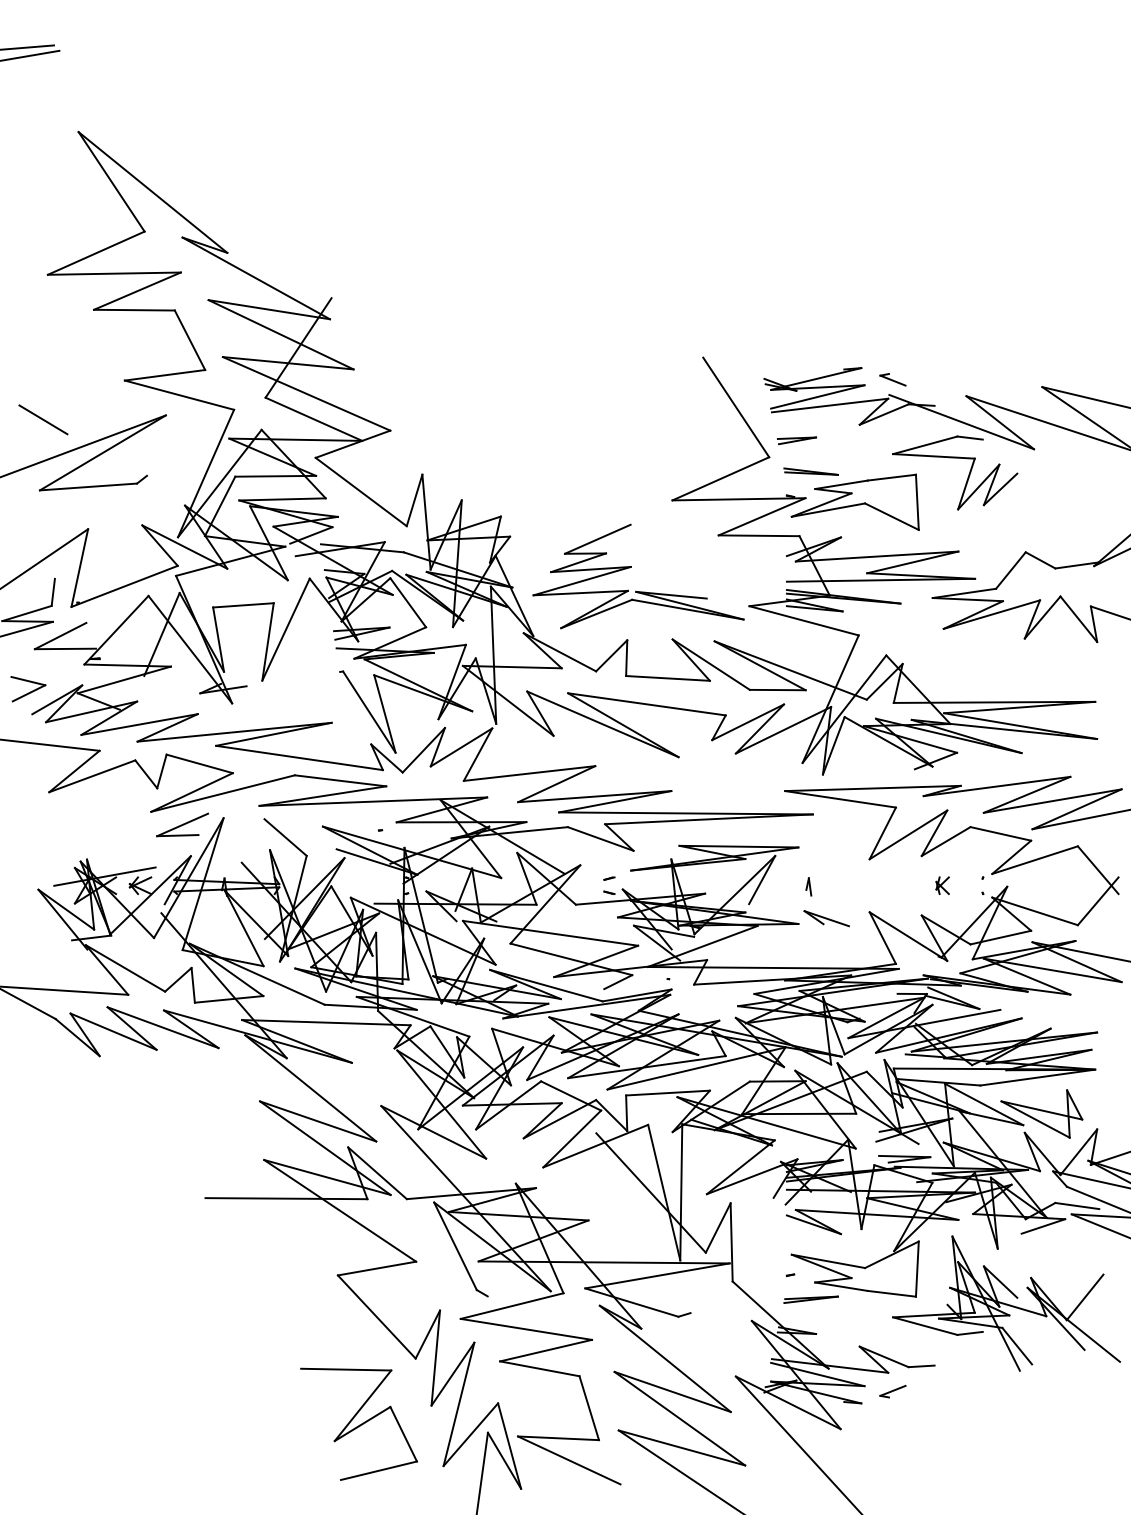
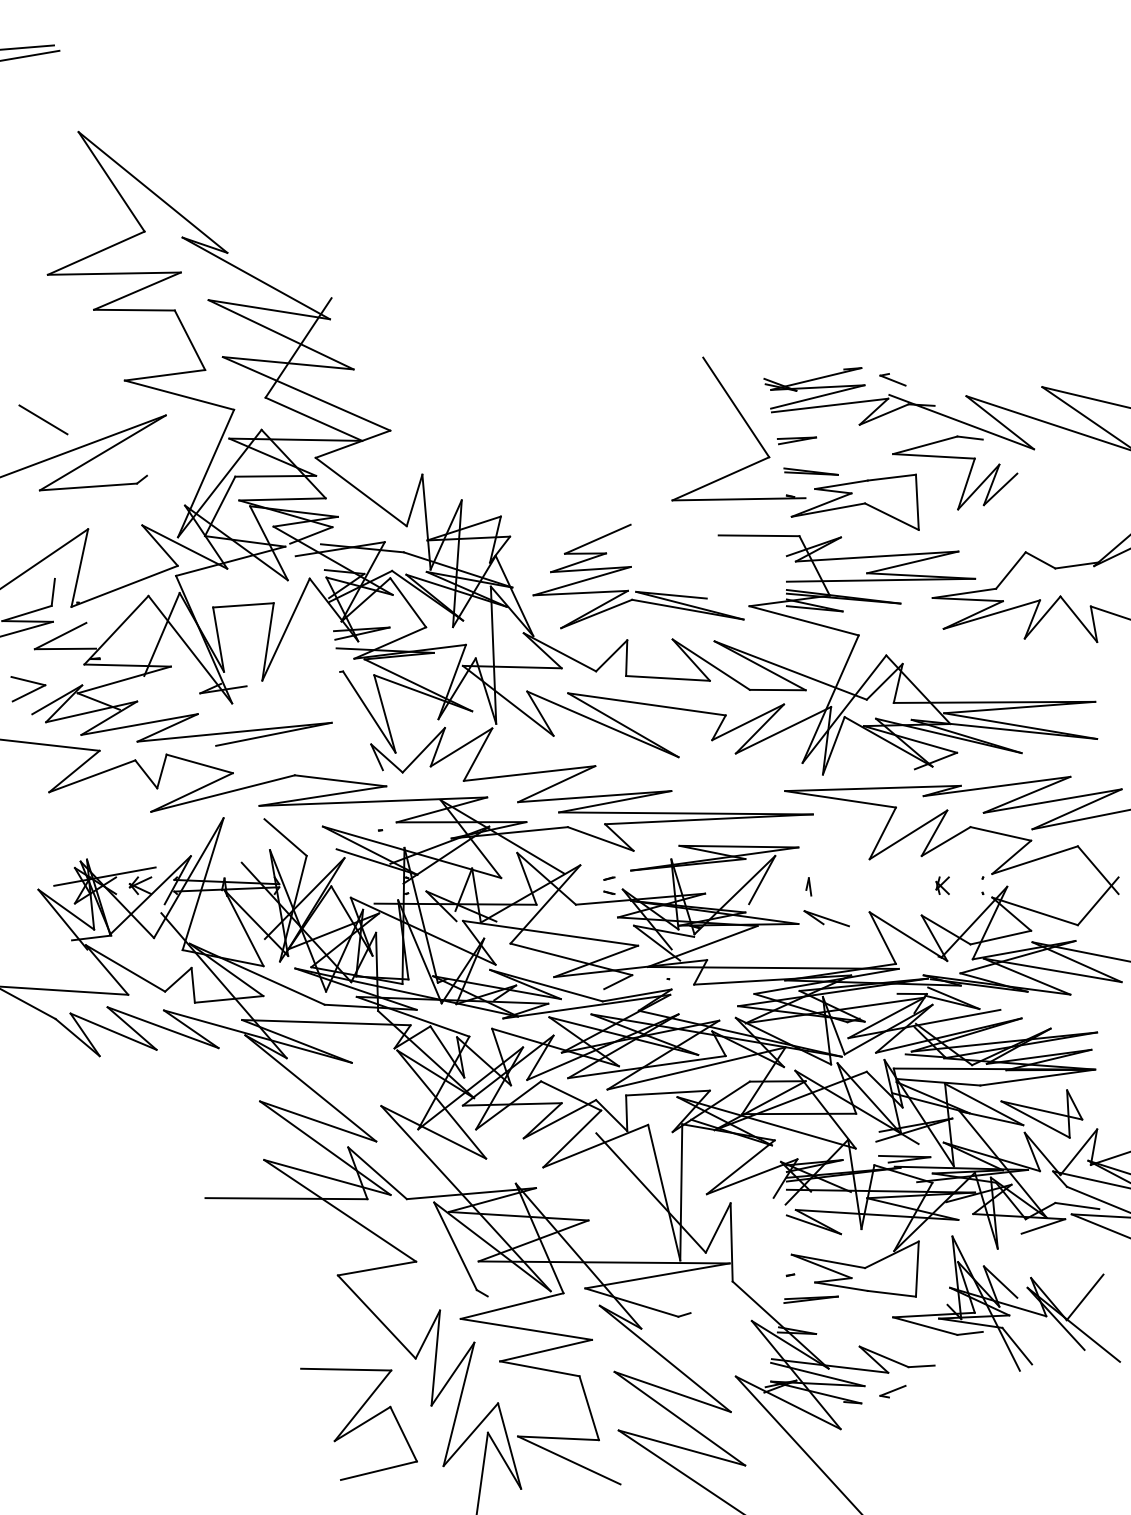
line: present -> none (761, 516)
line: present -> none (299, 757)
part: present -> none (182, 824)
